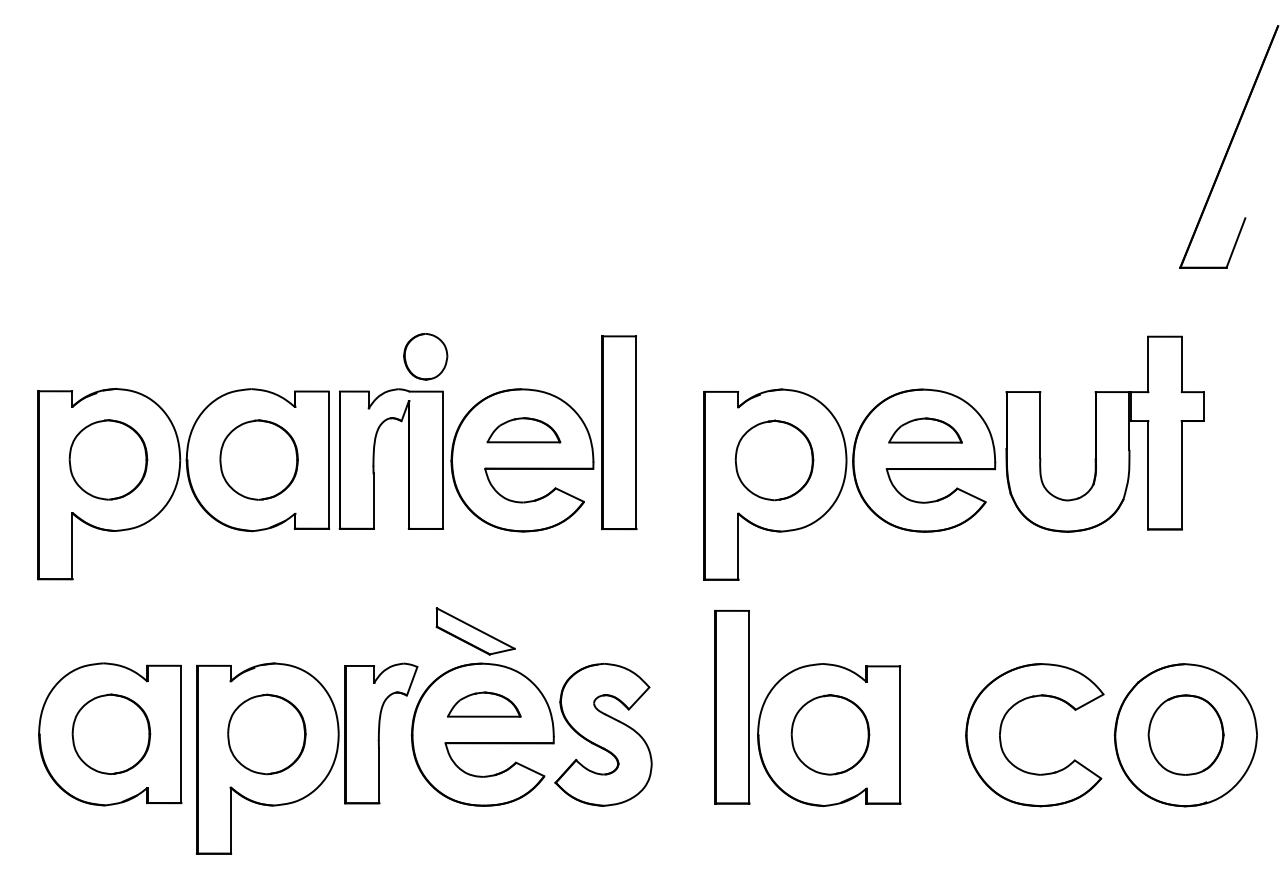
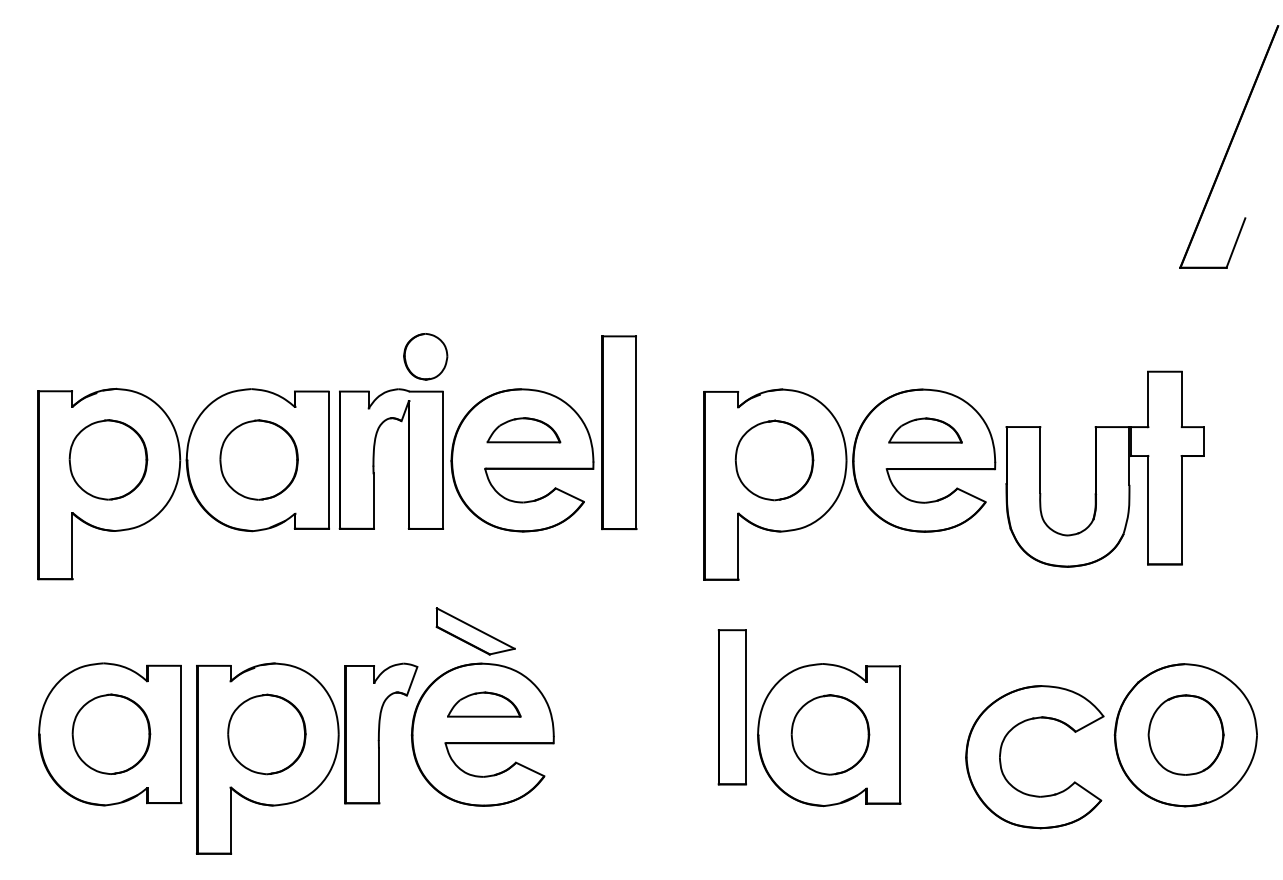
part position: (1104, 433) -> (1104, 468) (1104, 468)
part size: 37x195 px -> 30x157 px (731, 707)
part position: (1001, 731) -> (1001, 753) (1001, 753)
part: present -> none (603, 734)
